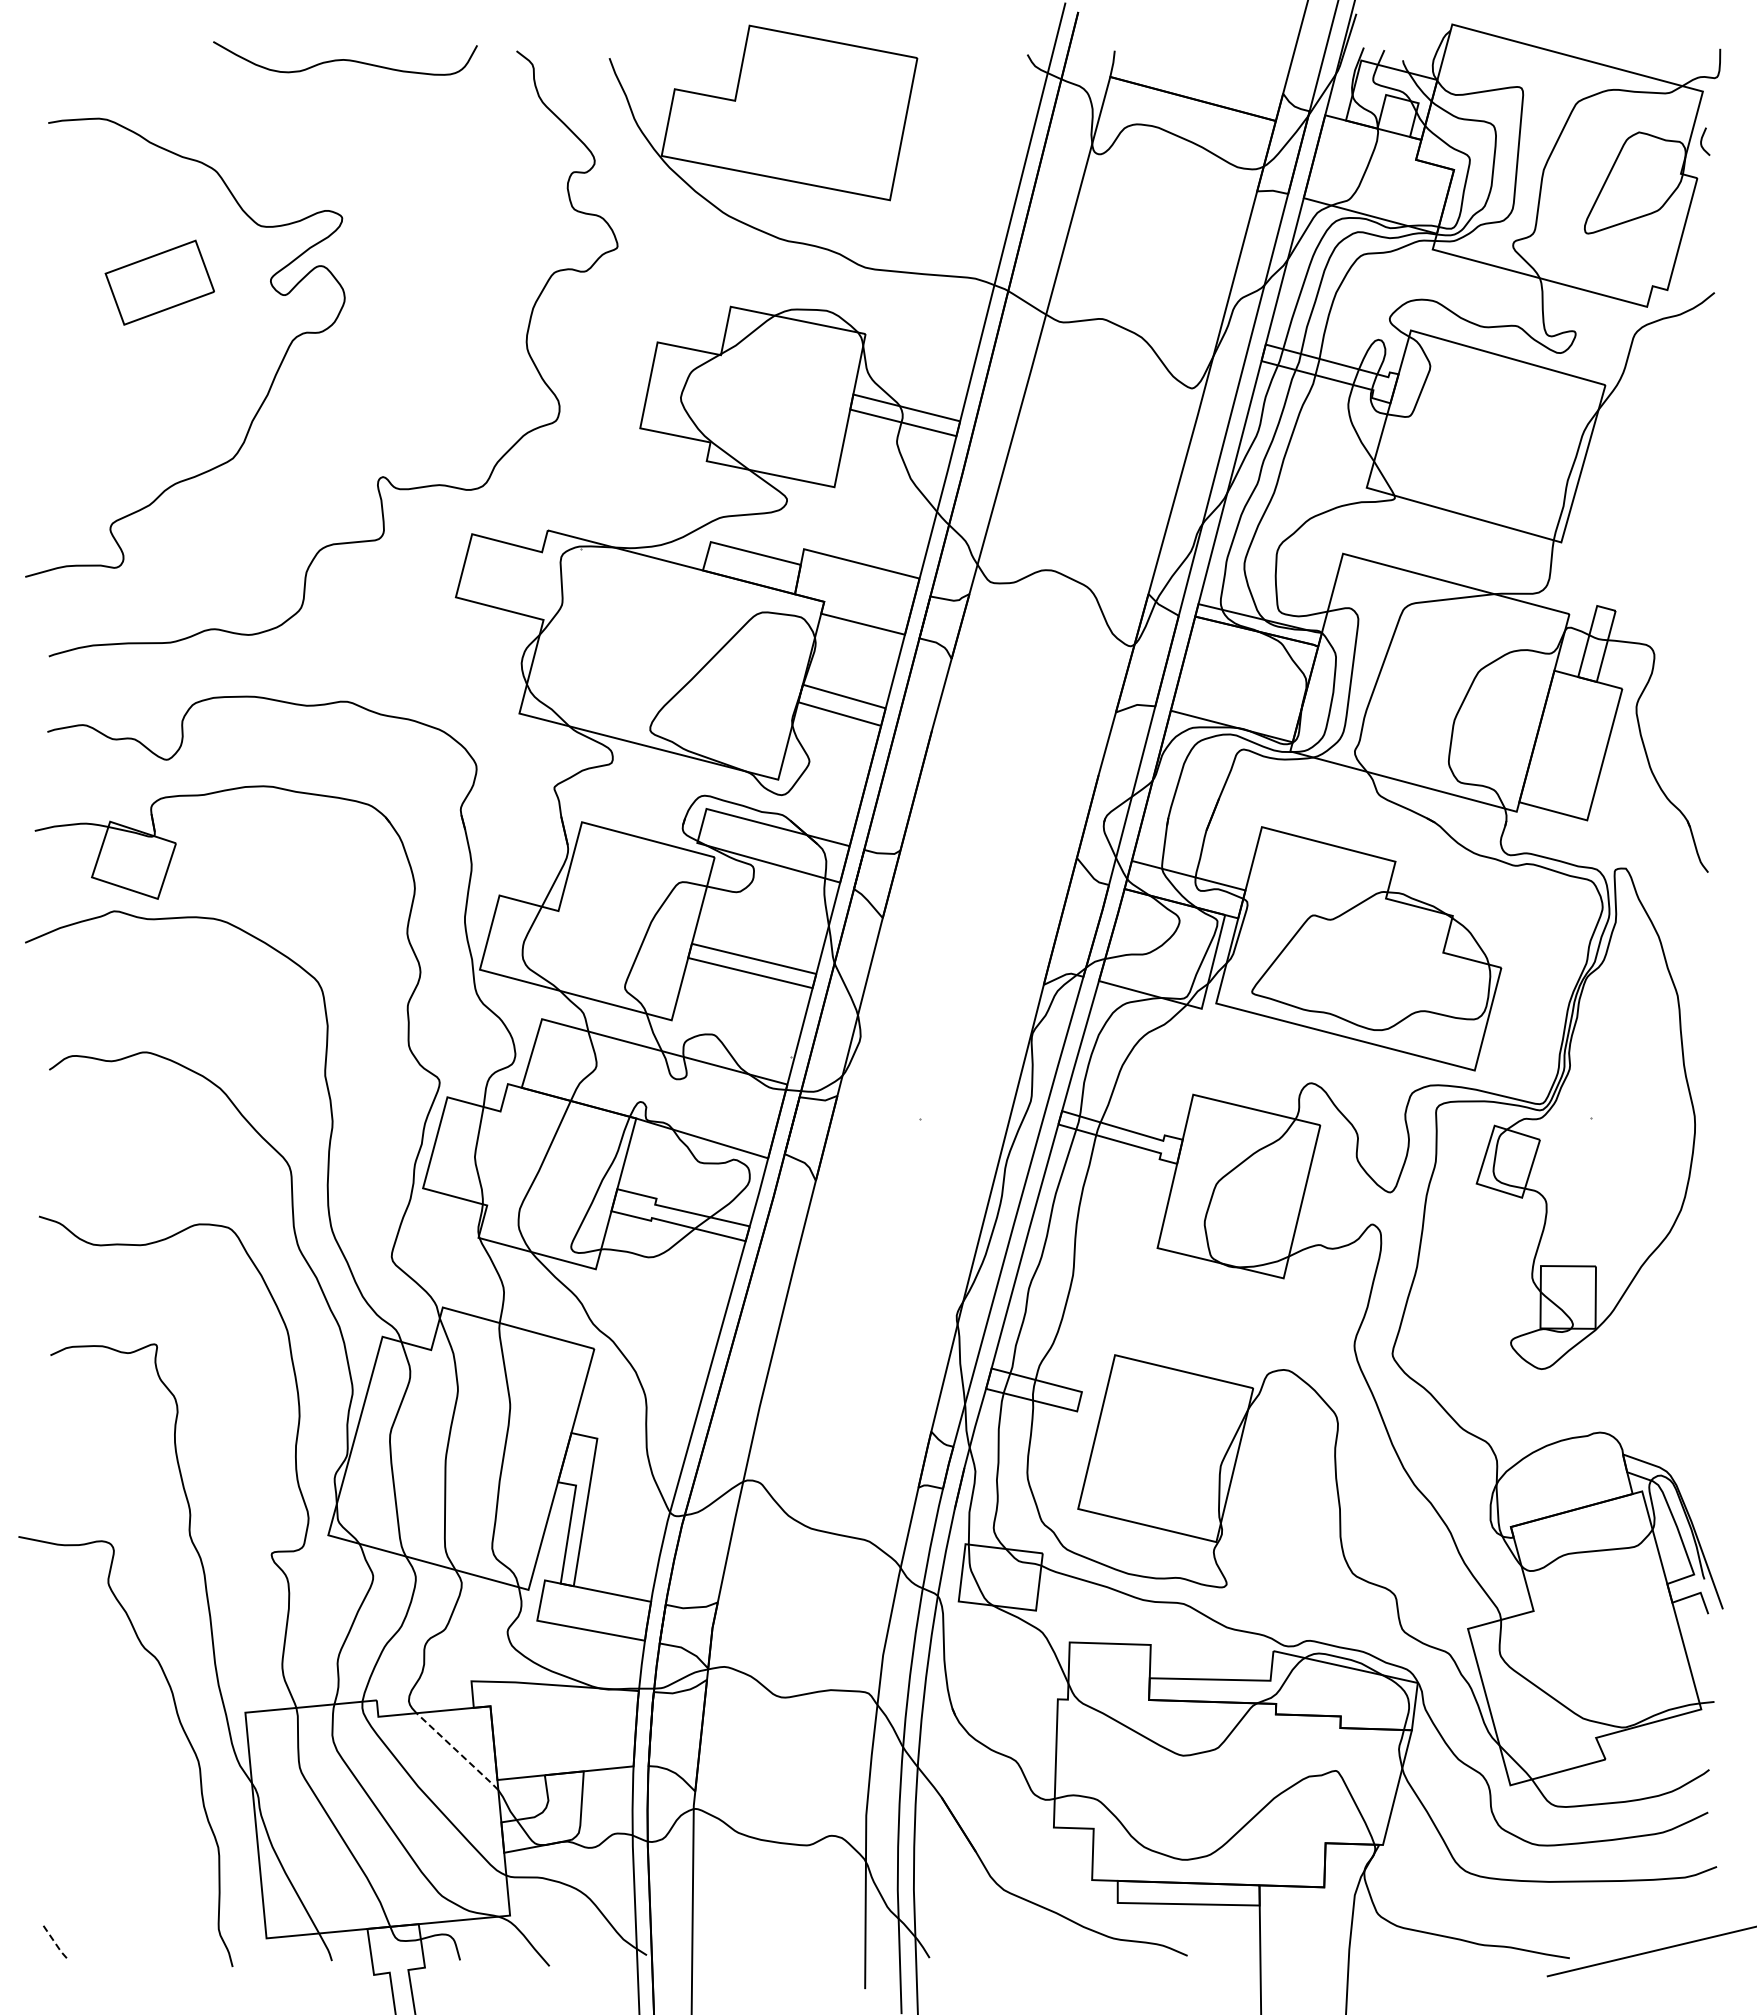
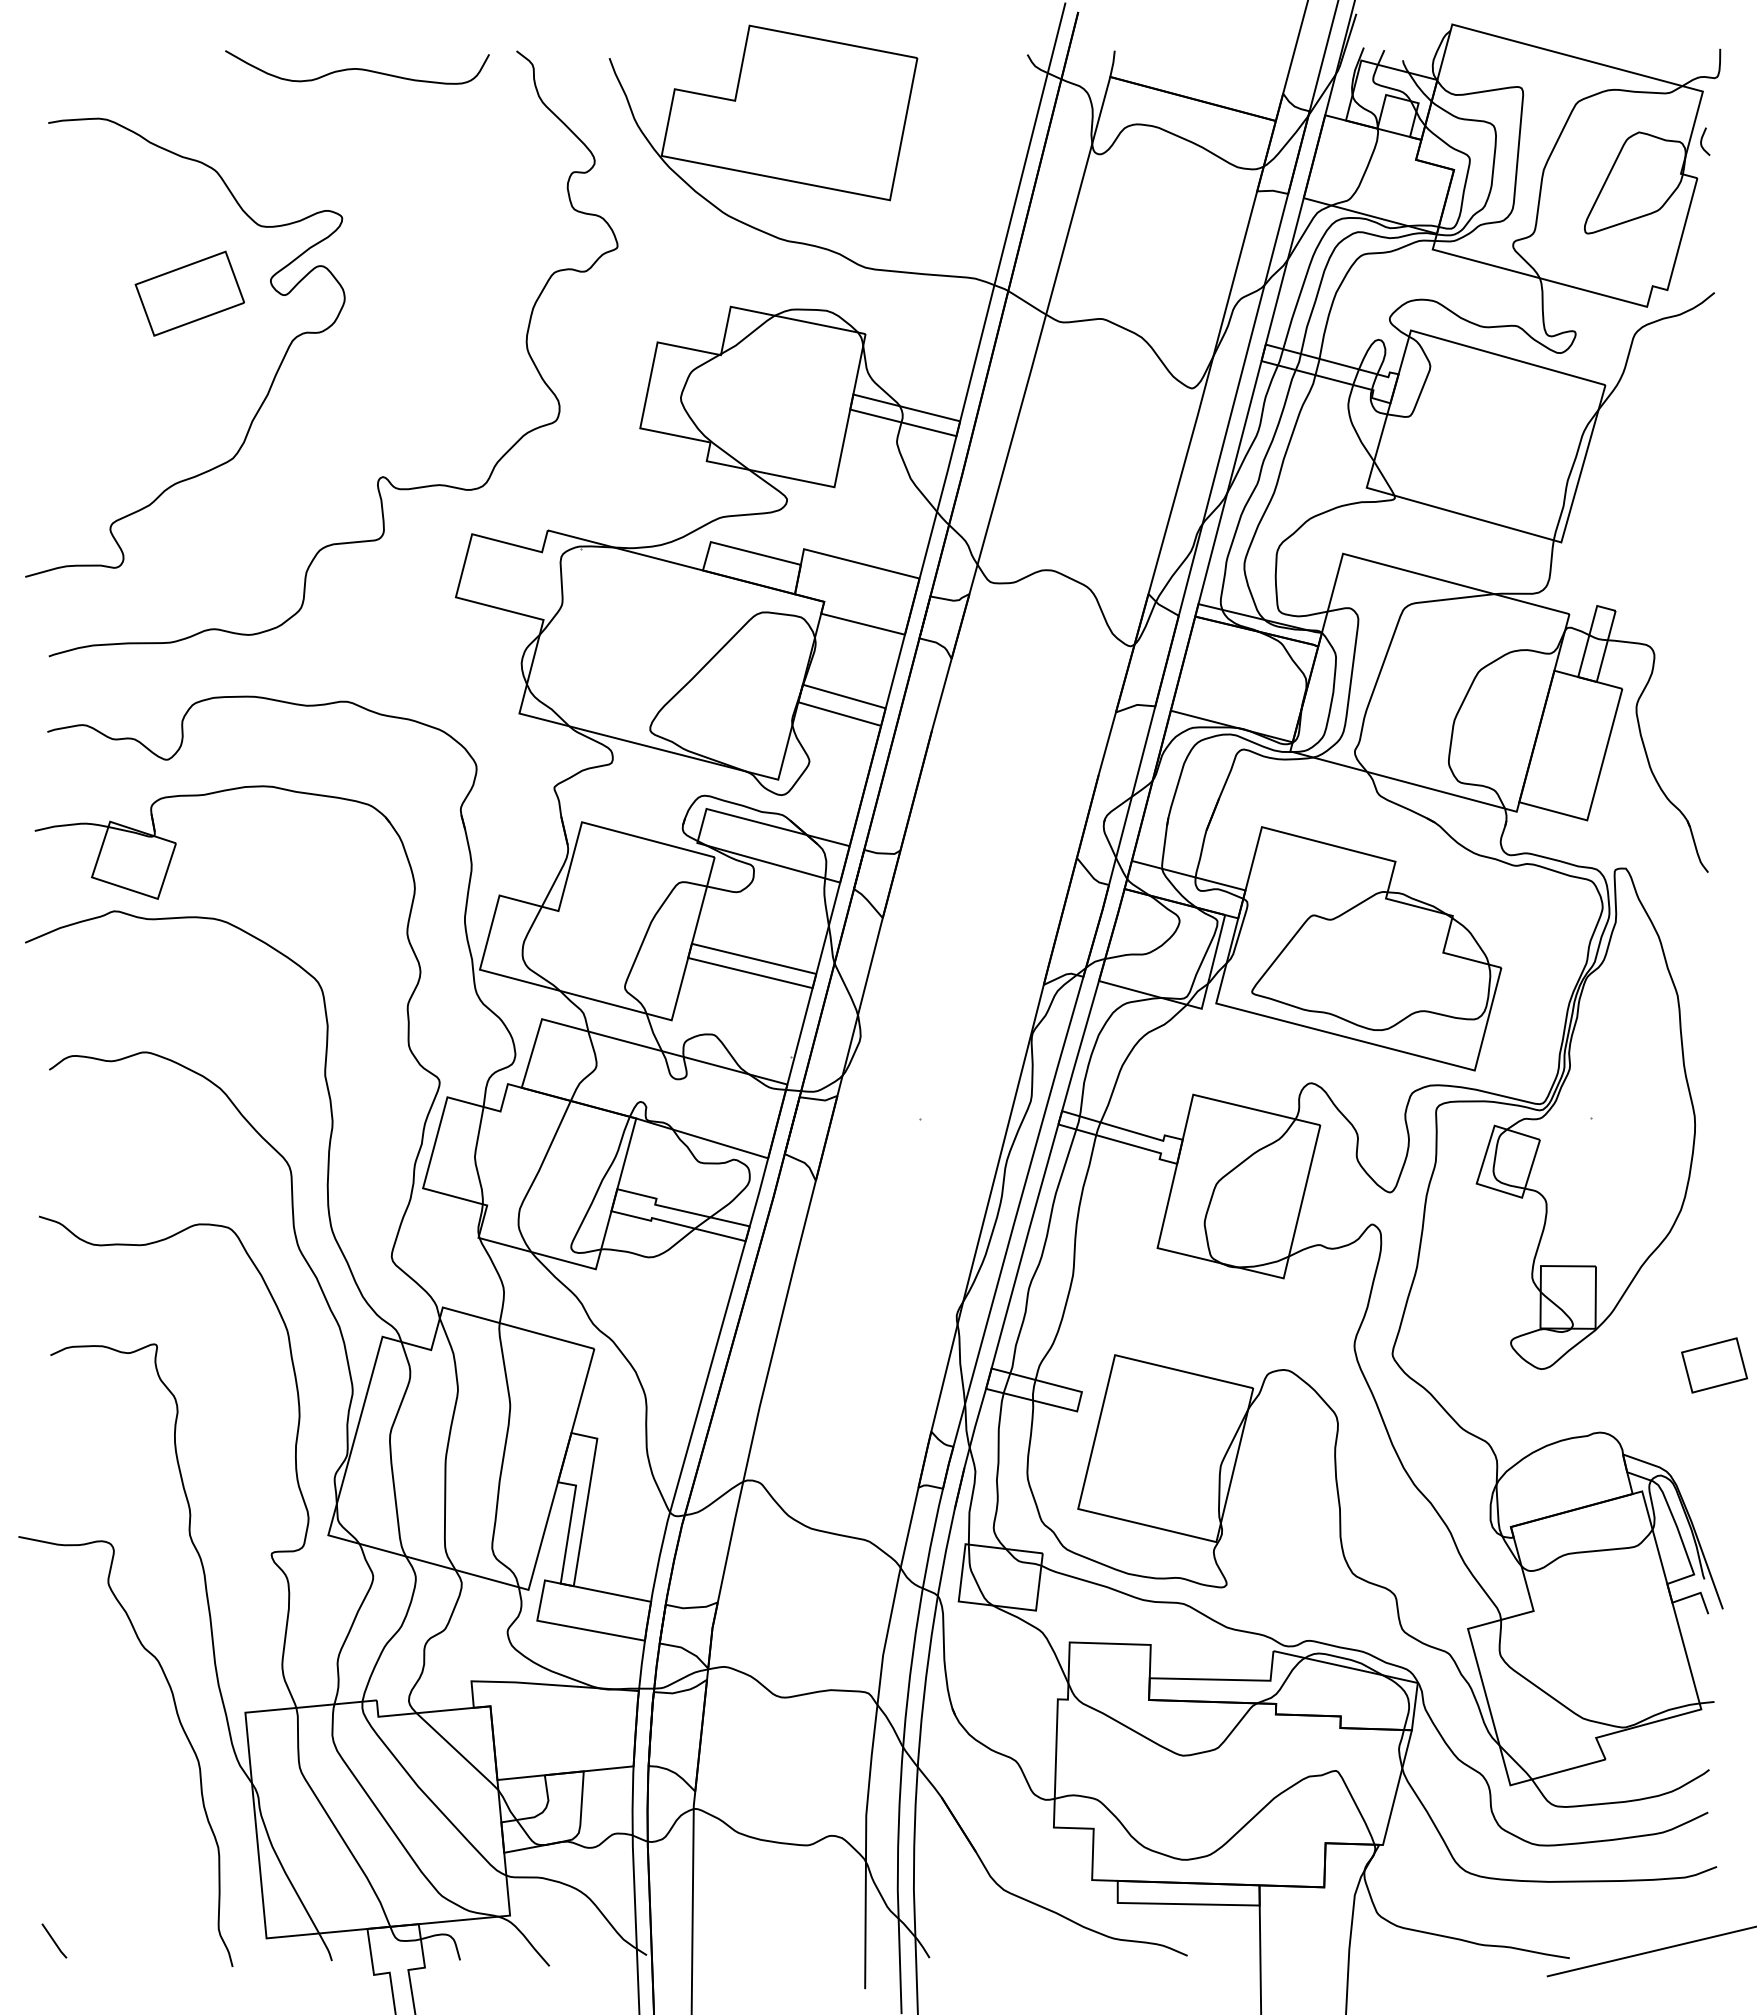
curve position: (345, 59) -> (357, 68) (357, 68)
part position: (159, 282) -> (189, 293) (189, 293)
part: none -> present (1714, 1365)
line: dashed -> solid (457, 1751)
line: dashed -> solid (54, 1941)
